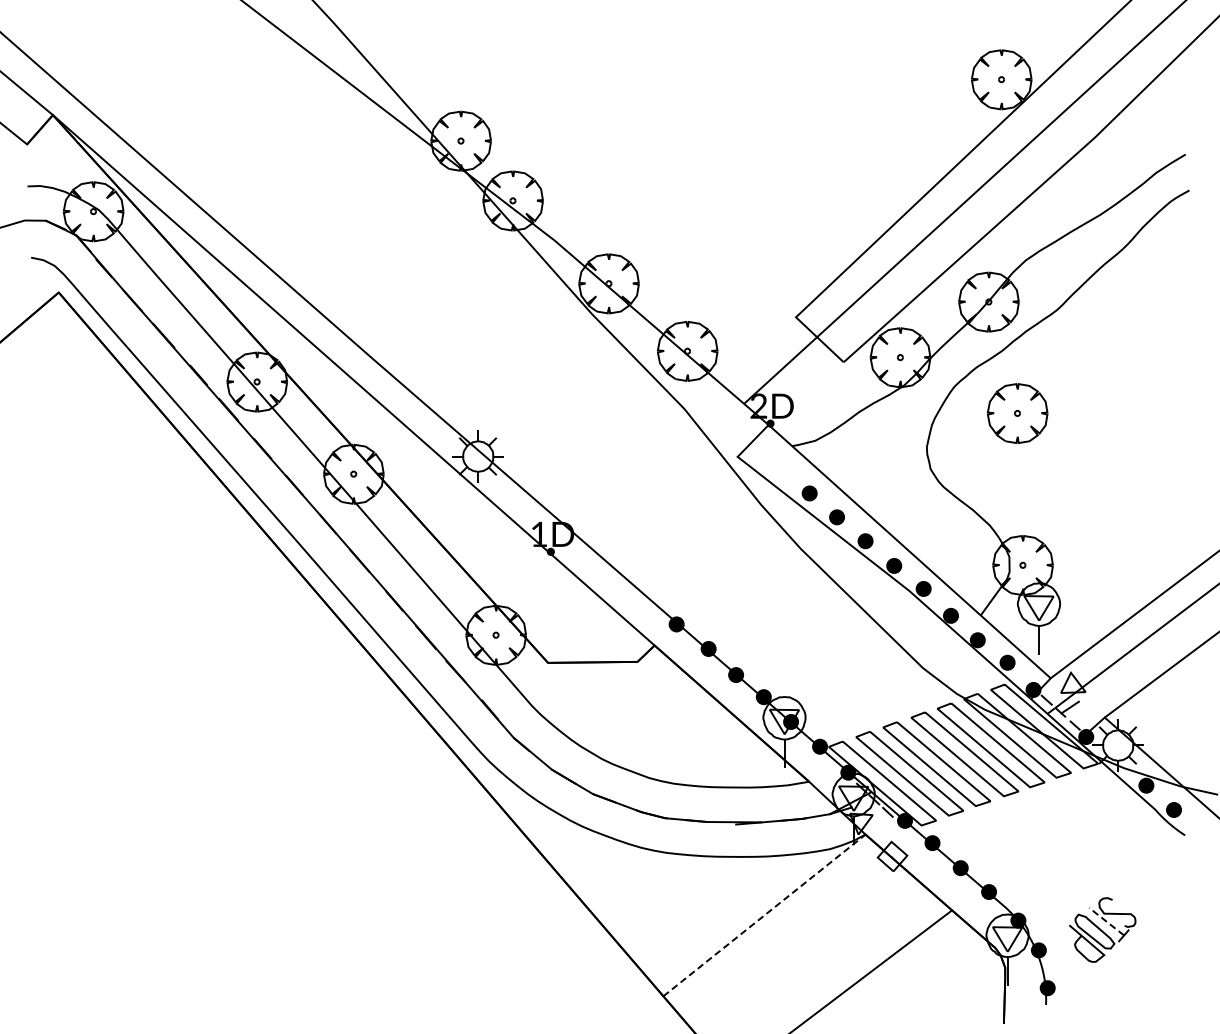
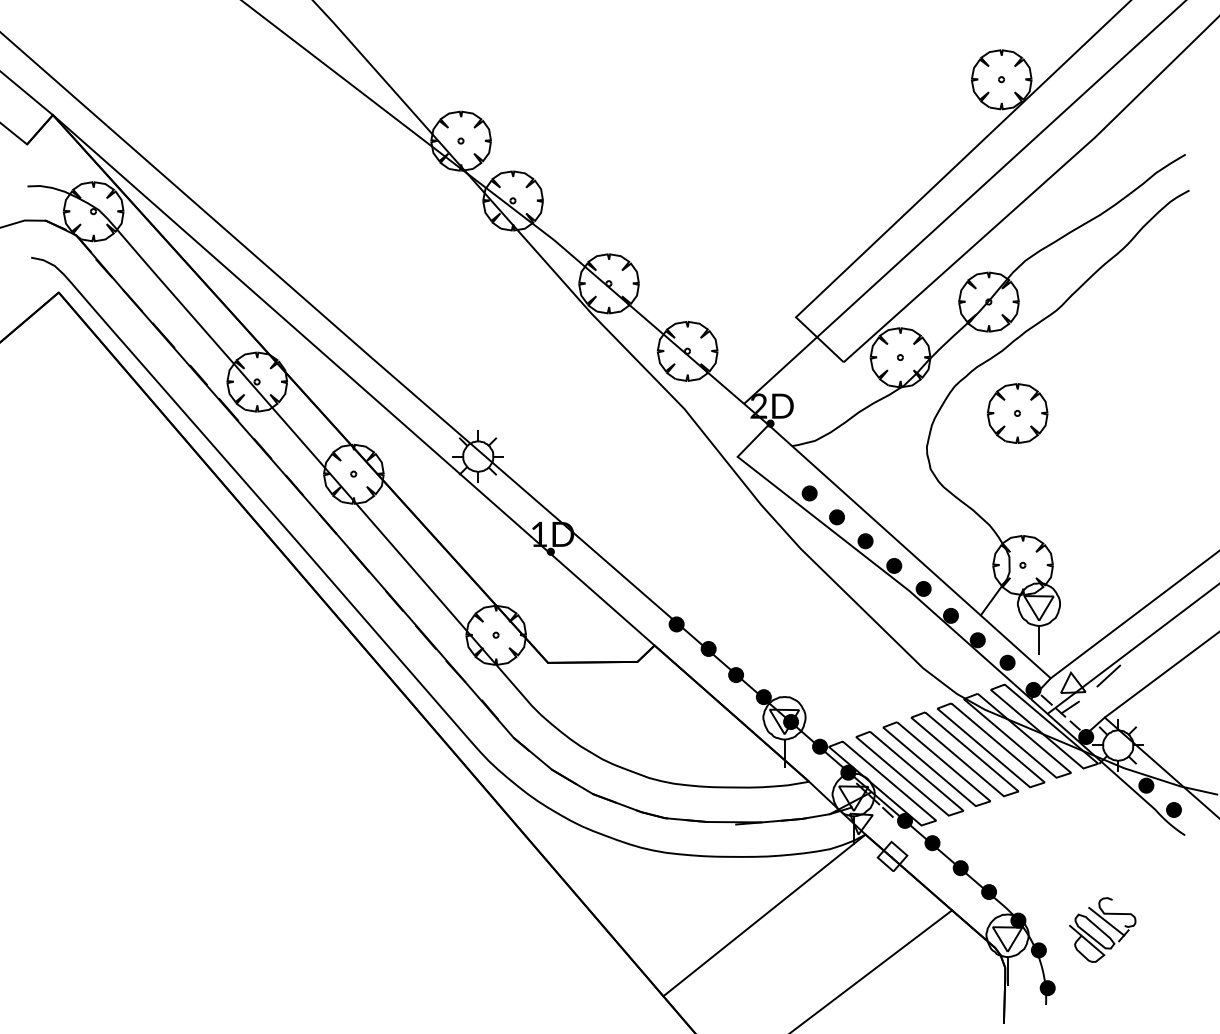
line: none -> present (1108, 675)
line: dashed -> solid (764, 915)
line: dashed -> solid (1106, 921)
